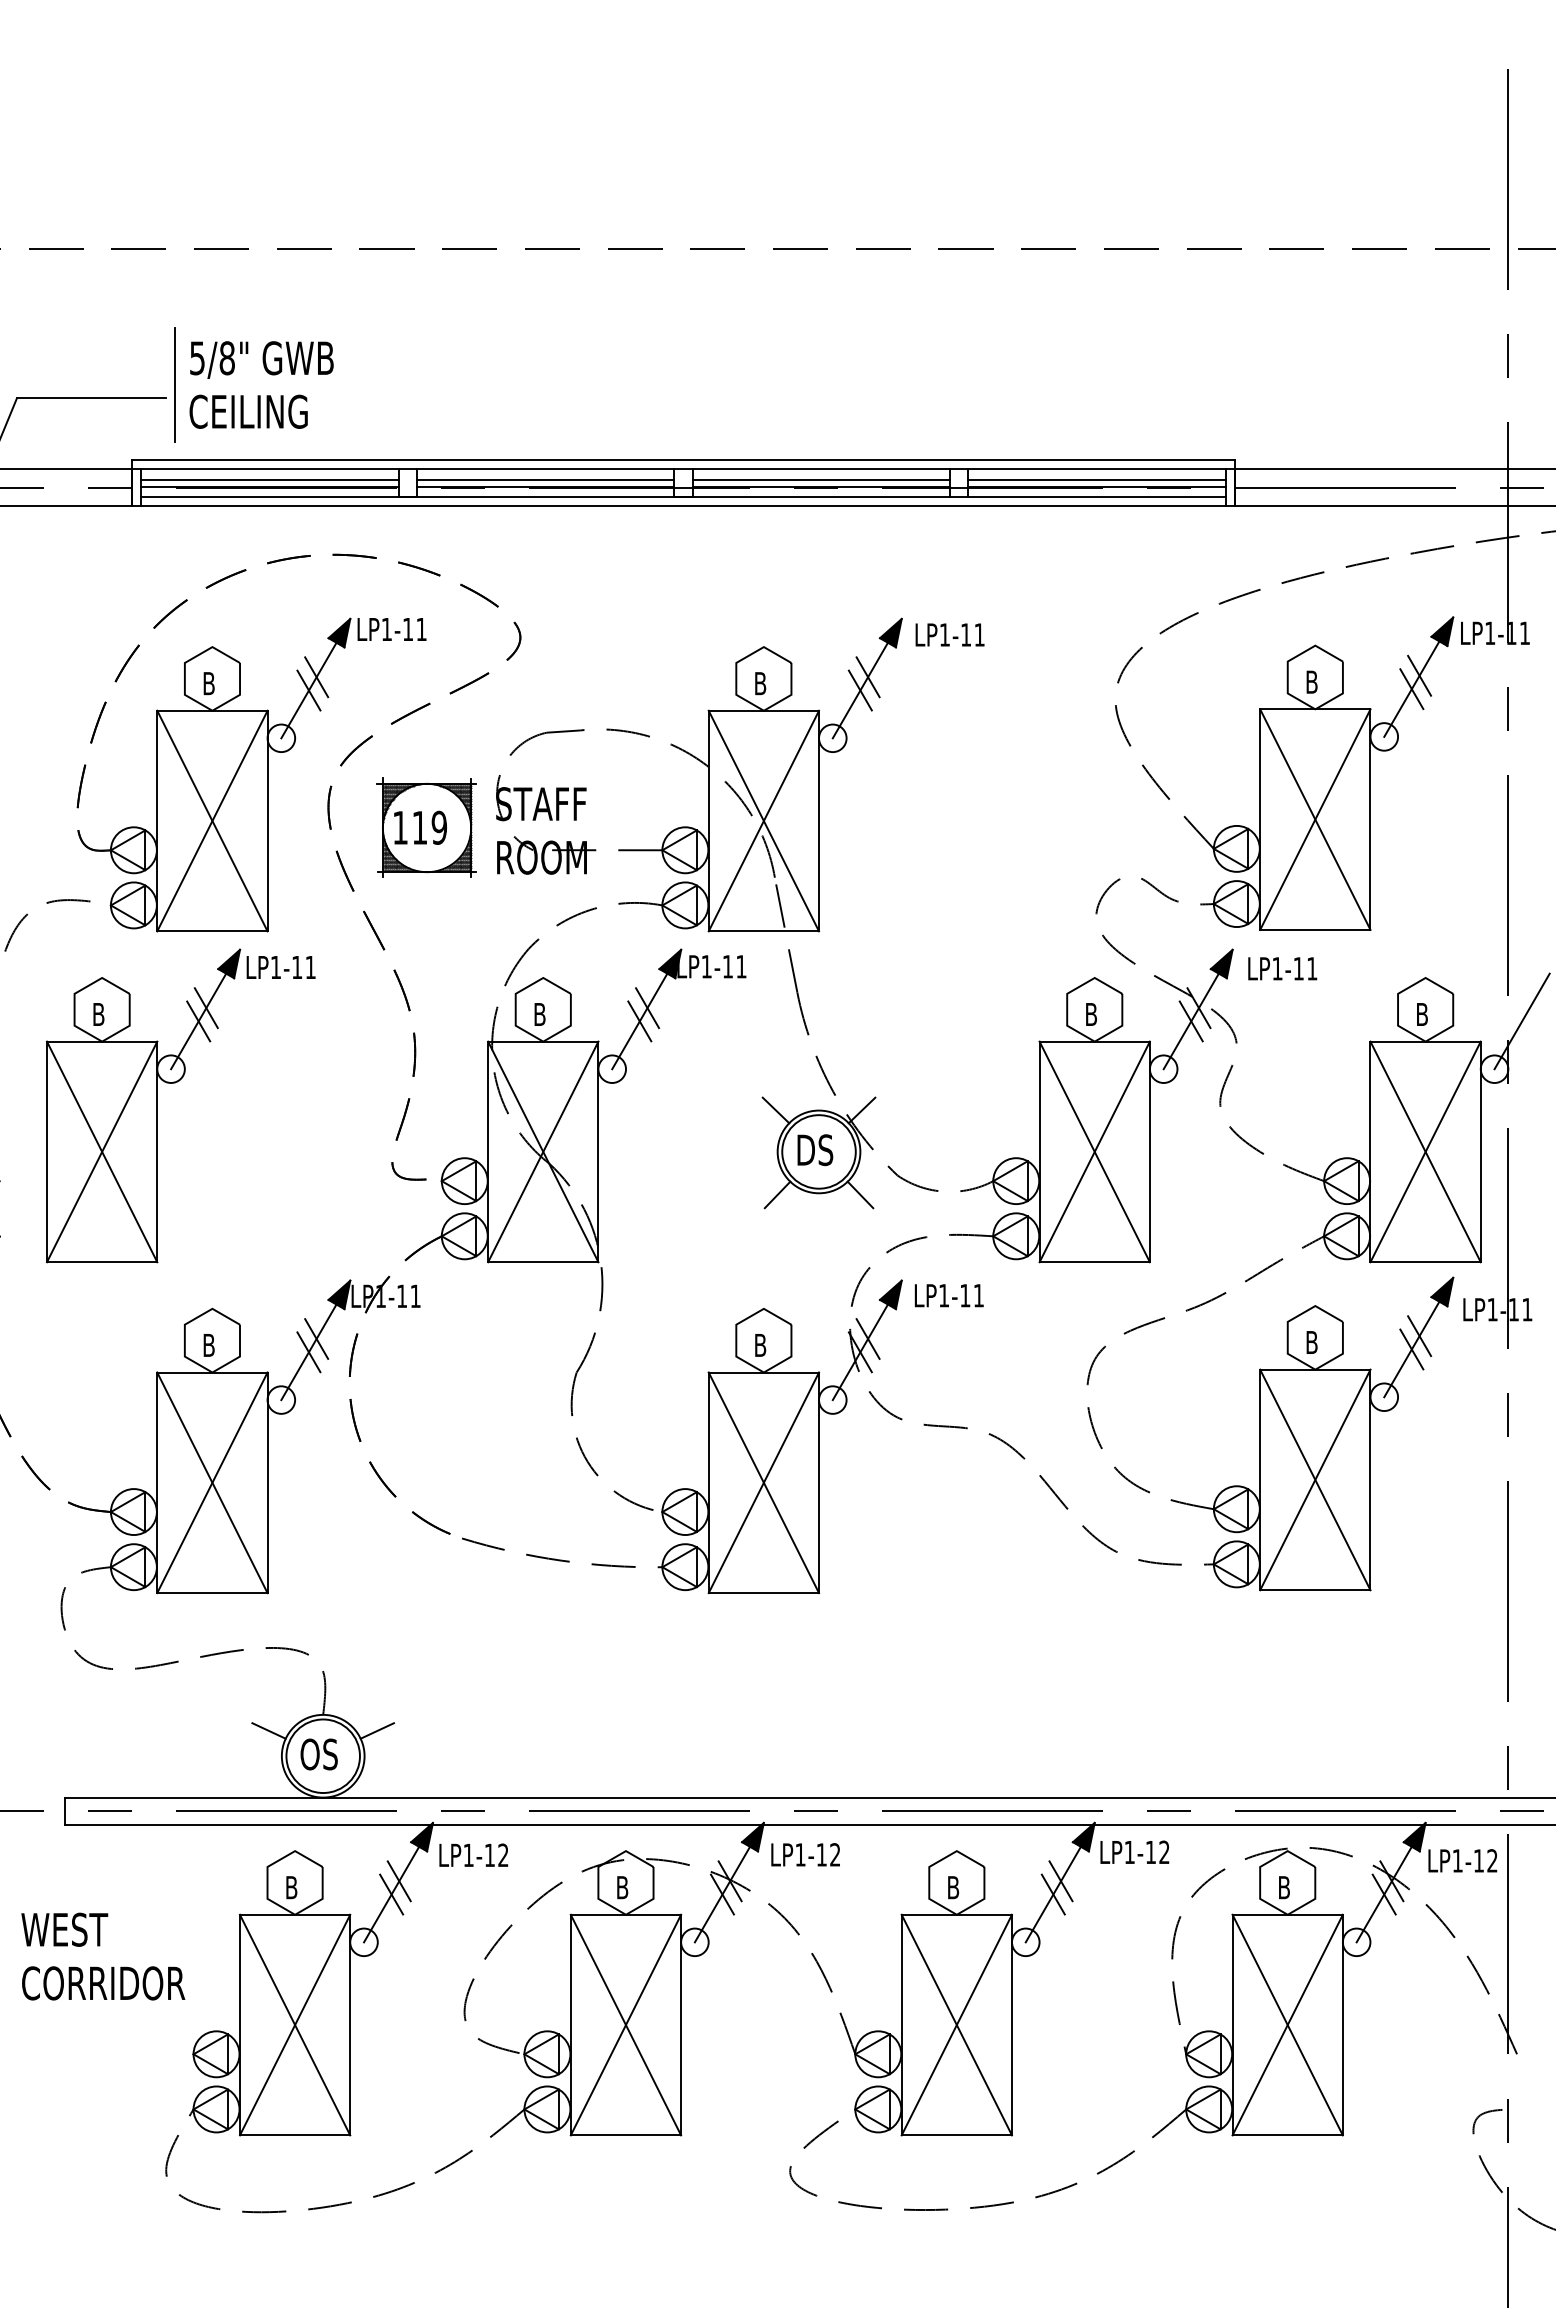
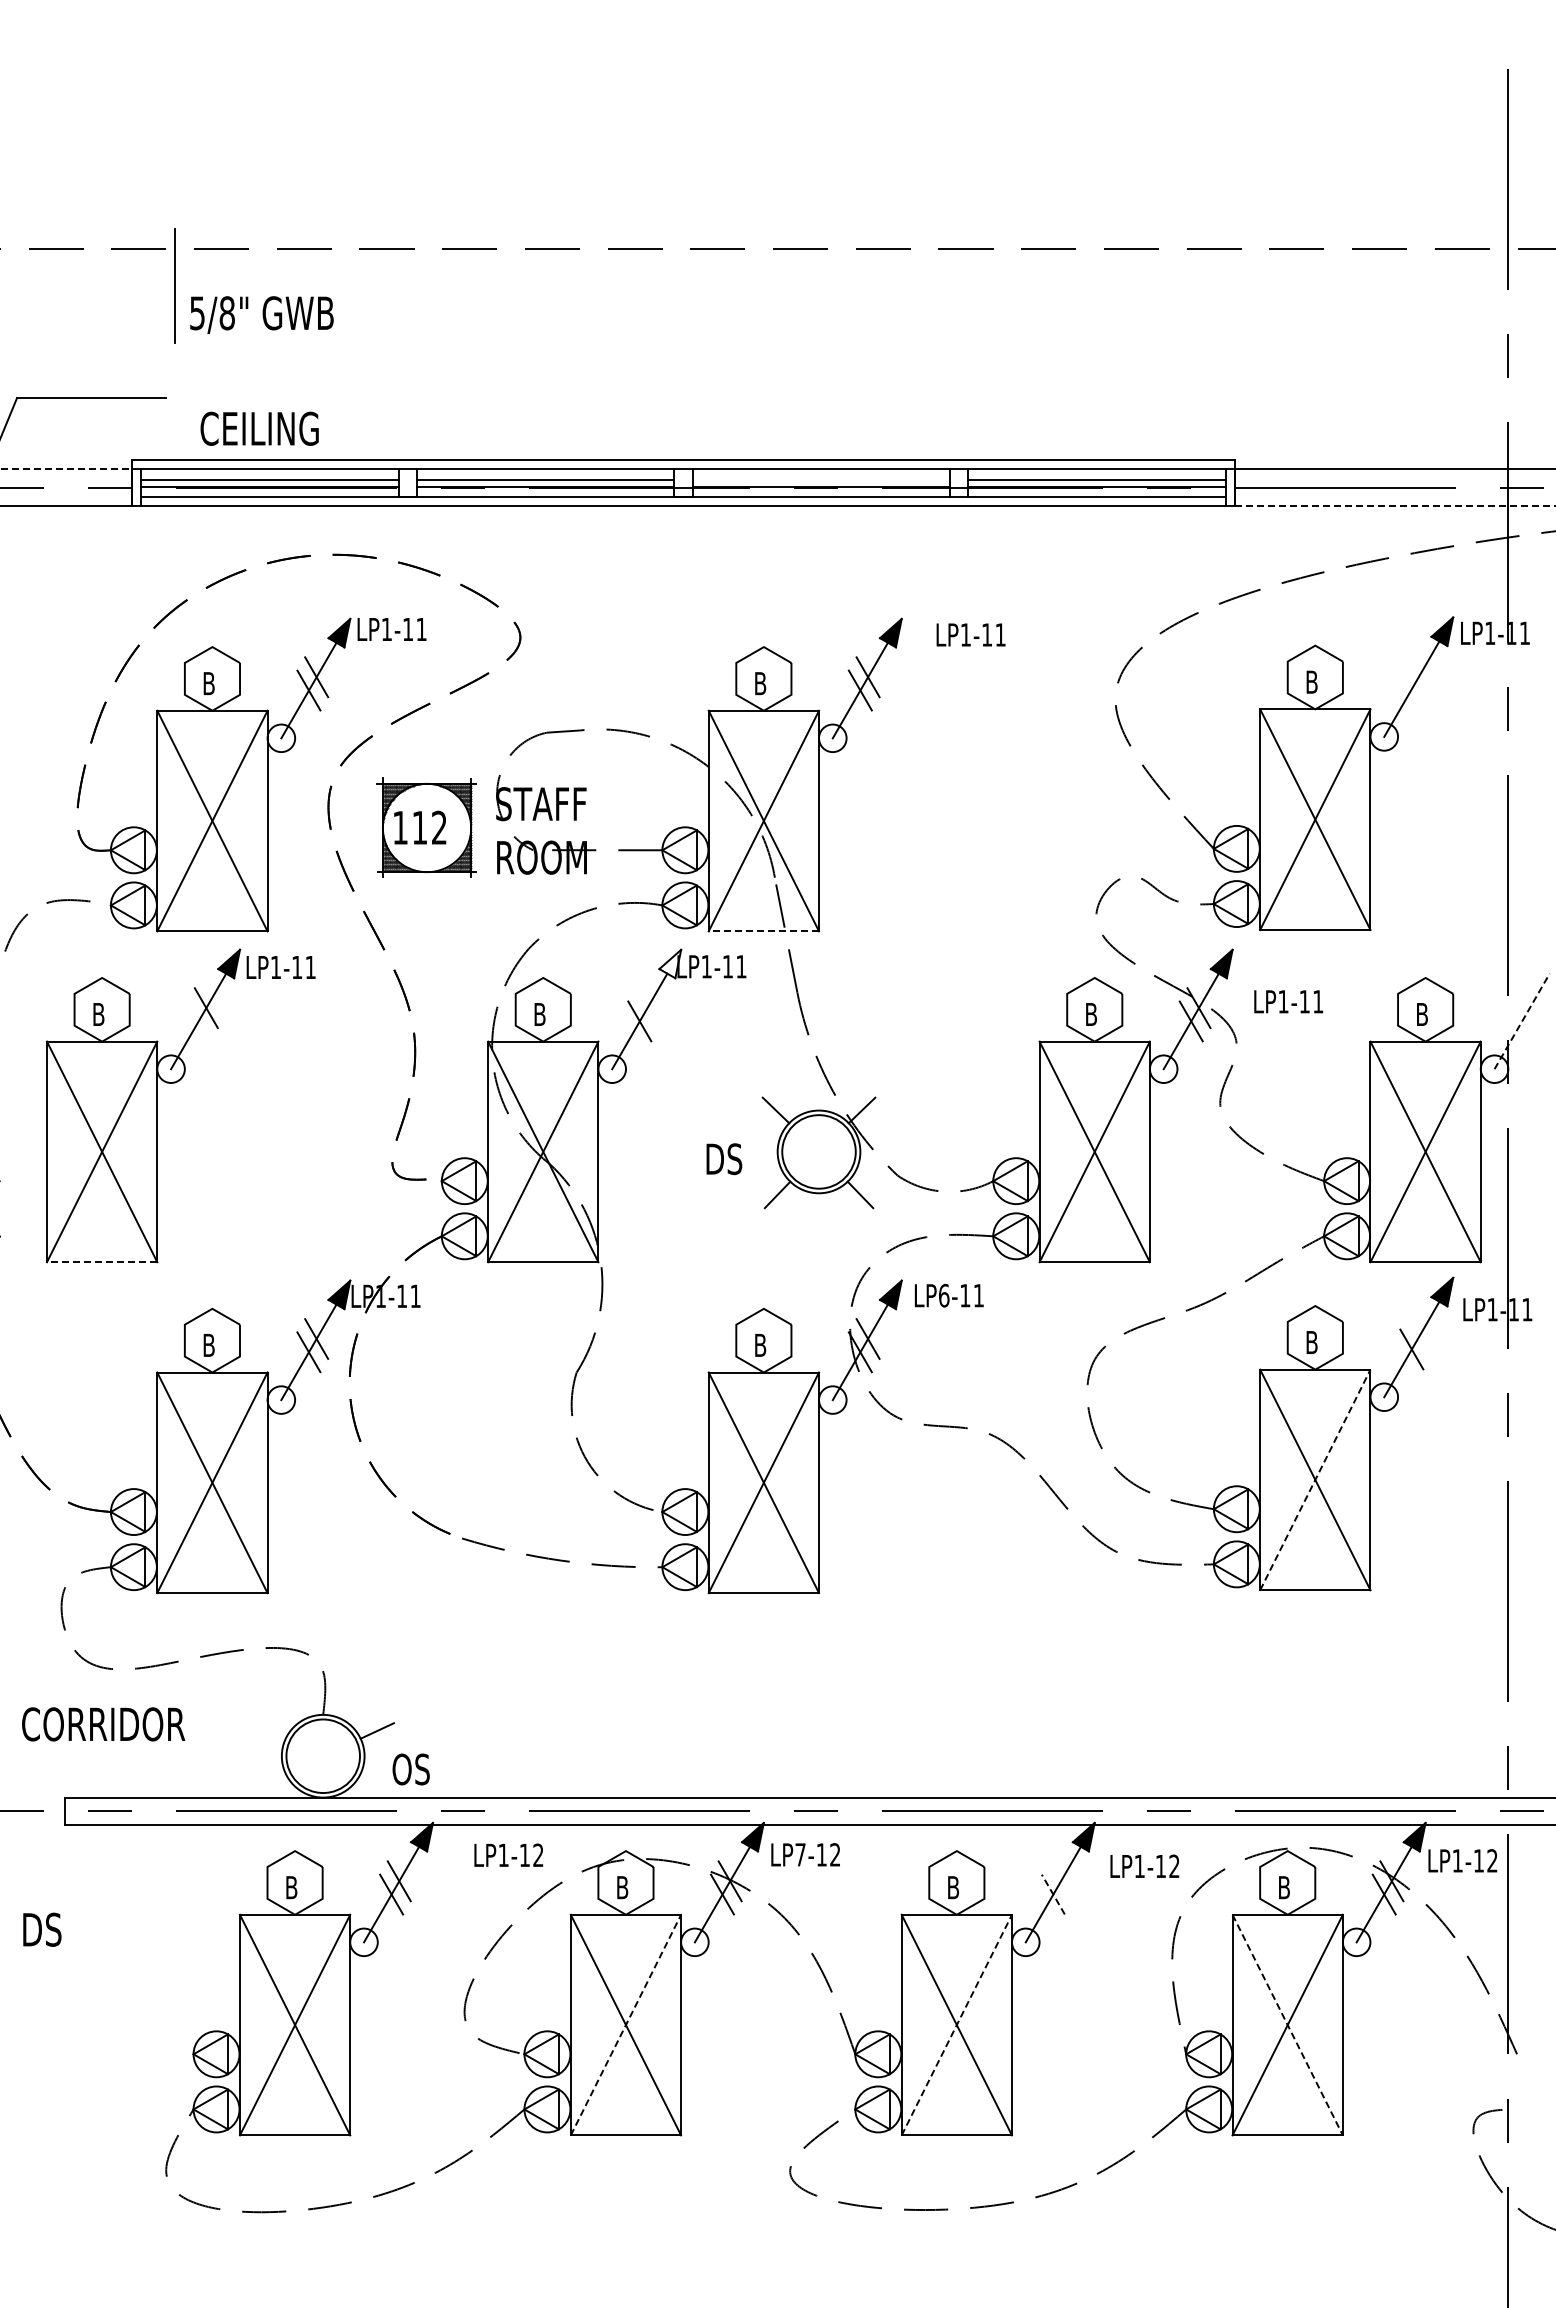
text position: (261, 359) -> (261, 314) (261, 314)
line position: (174, 384) -> (174, 285) (174, 285)
text position: (248, 411) -> (259, 428) (259, 428)
line: solid -> dashed (66, 469)
line: present -> none (820, 479)
line: solid -> dashed (1395, 506)
text position: (949, 634) -> (970, 634) (970, 634)
line: present -> none (1419, 675)
line: present -> none (1411, 689)
text: 119 -> 112 (439, 827)
line: solid -> dashed (763, 931)
fill: present -> none (670, 963)
text position: (1282, 968) -> (1288, 1001) (1288, 1001)
line: present -> none (647, 1008)
line: present -> none (198, 1021)
line: solid -> dashed (1522, 1021)
text position: (815, 1150) -> (724, 1159) (724, 1159)
line: solid -> dashed (101, 1262)
text: LP1-11 -> LP6-11 (944, 1295)
line: present -> none (1419, 1336)
line: solid -> dashed (1315, 1479)
line: present -> none (268, 1730)
text position: (318, 1754) -> (410, 1769) (410, 1769)
text position: (1134, 1851) -> (1144, 1865) (1144, 1865)
text position: (473, 1854) -> (508, 1854) (508, 1854)
text: LP1-12 -> LP7-12 (800, 1854)
line: present -> none (1060, 1881)
line: solid -> dashed (1053, 1894)
text: WEST -> DS (64, 1929)
text position: (103, 1983) -> (103, 1724) (103, 1724)
line: solid -> dashed (626, 2024)
line: solid -> dashed (957, 2024)
line: solid -> dashed (1287, 2025)
